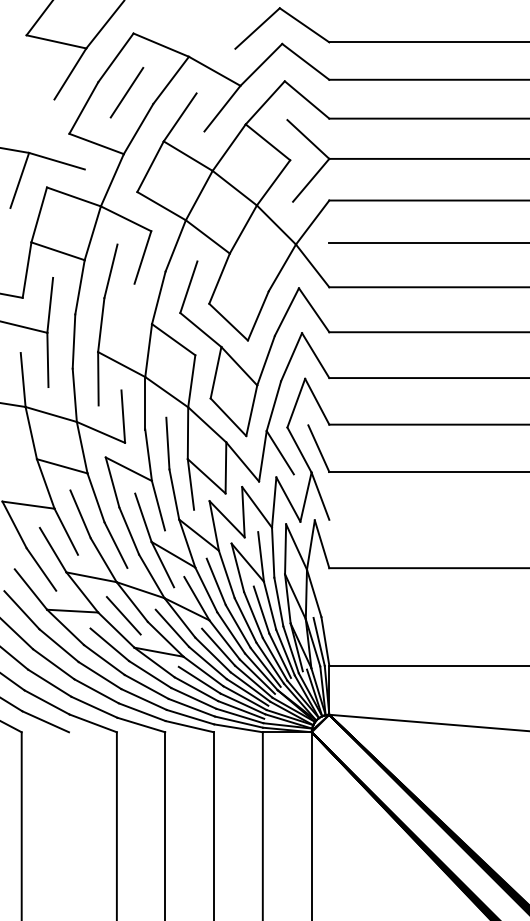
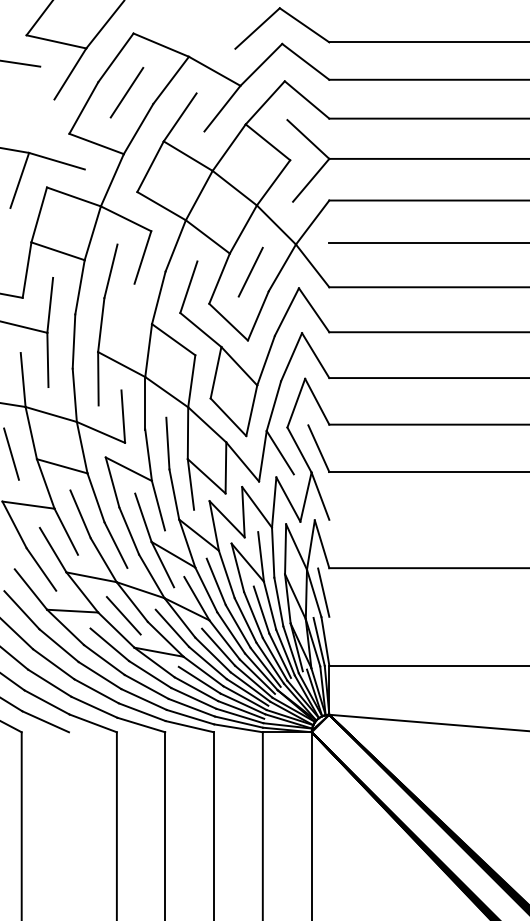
line: none -> present (21, 63)
line: none -> present (250, 271)
line: none -> present (11, 453)
line: none -> present (323, 592)
